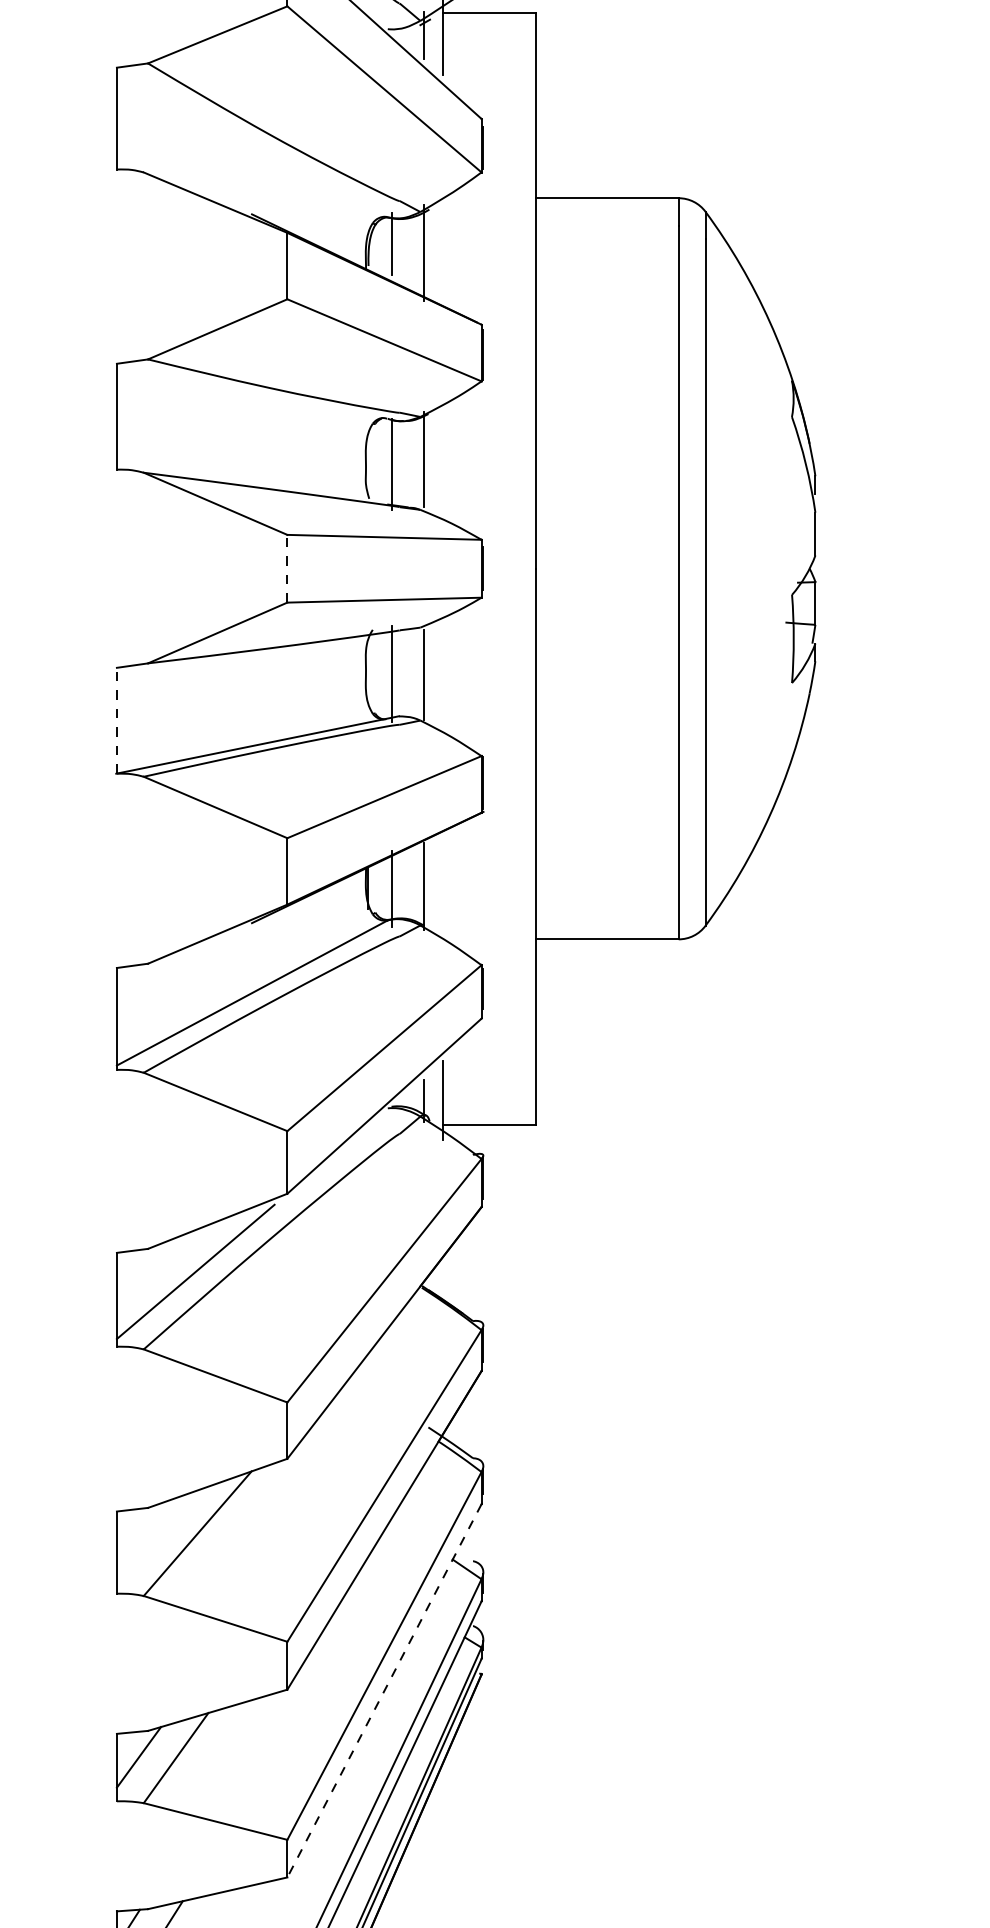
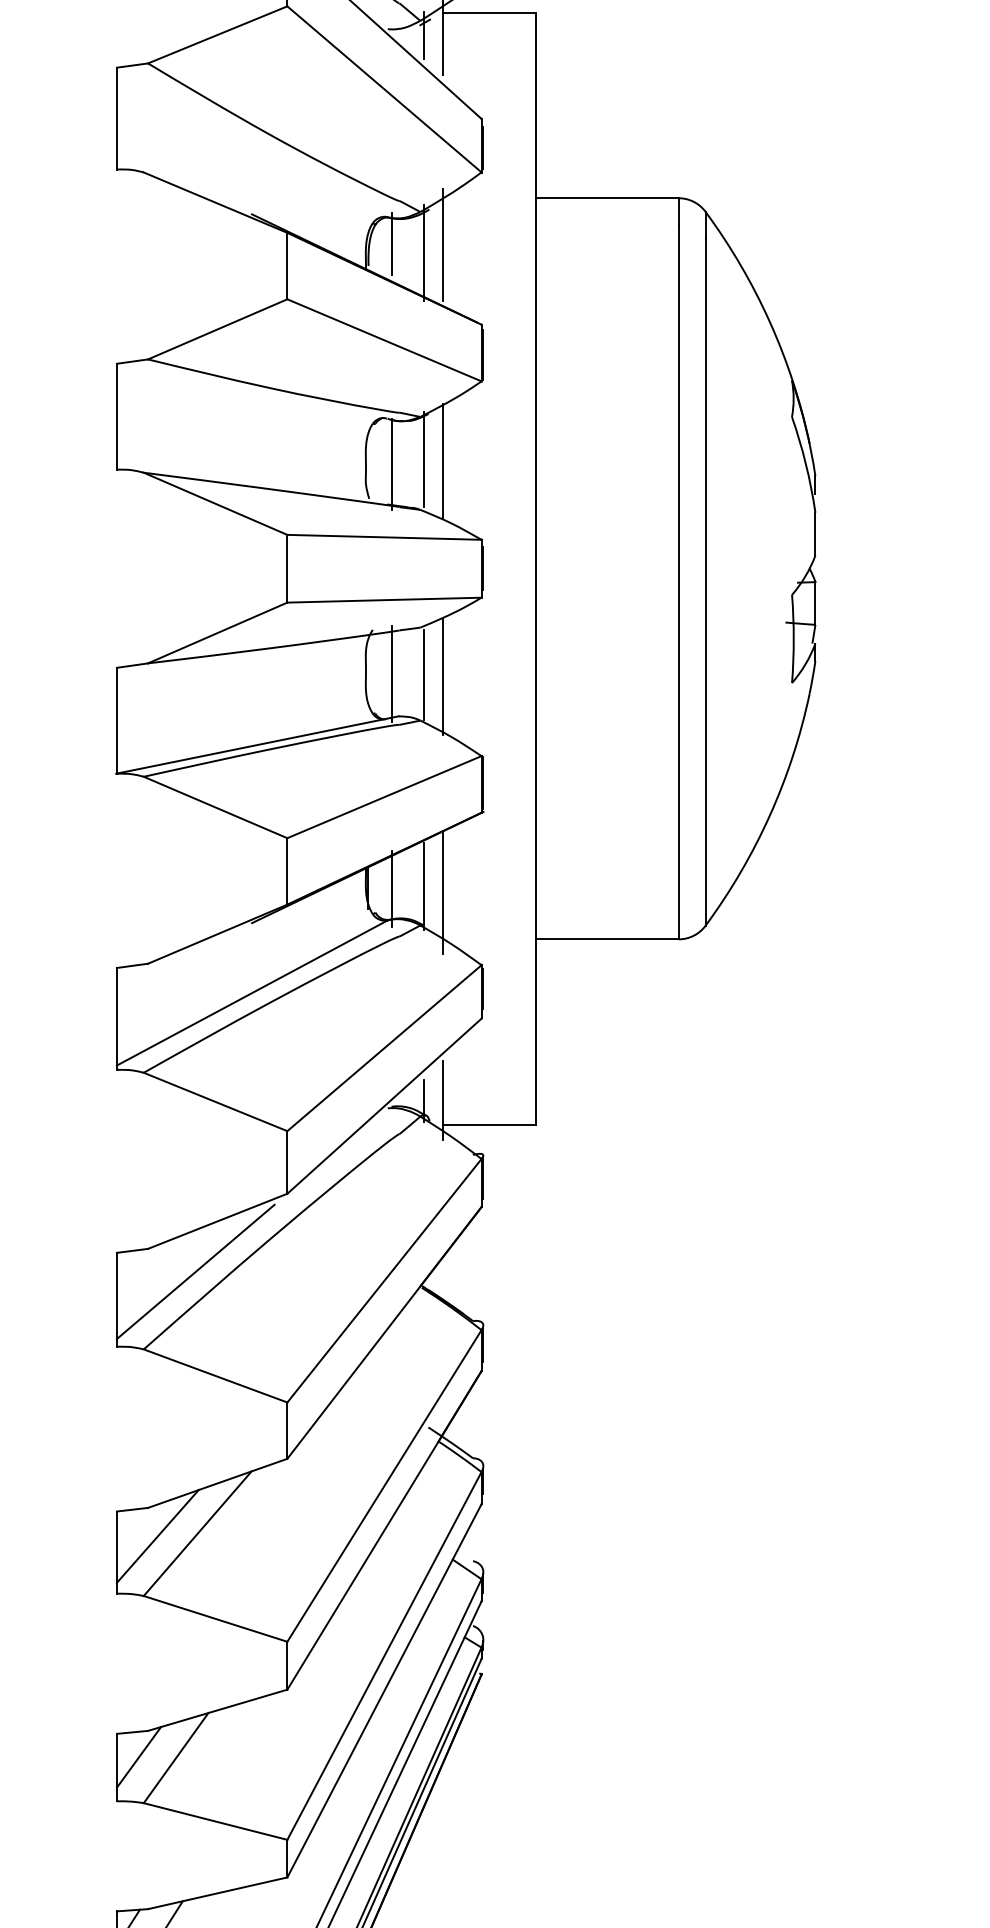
line: none -> present (442, 244)
line: none -> present (442, 461)
line: dashed -> solid (287, 568)
line: none -> present (442, 676)
line: dashed -> solid (116, 720)
line: none -> present (442, 893)
line: none -> present (157, 1536)
line: dashed -> solid (384, 1691)
